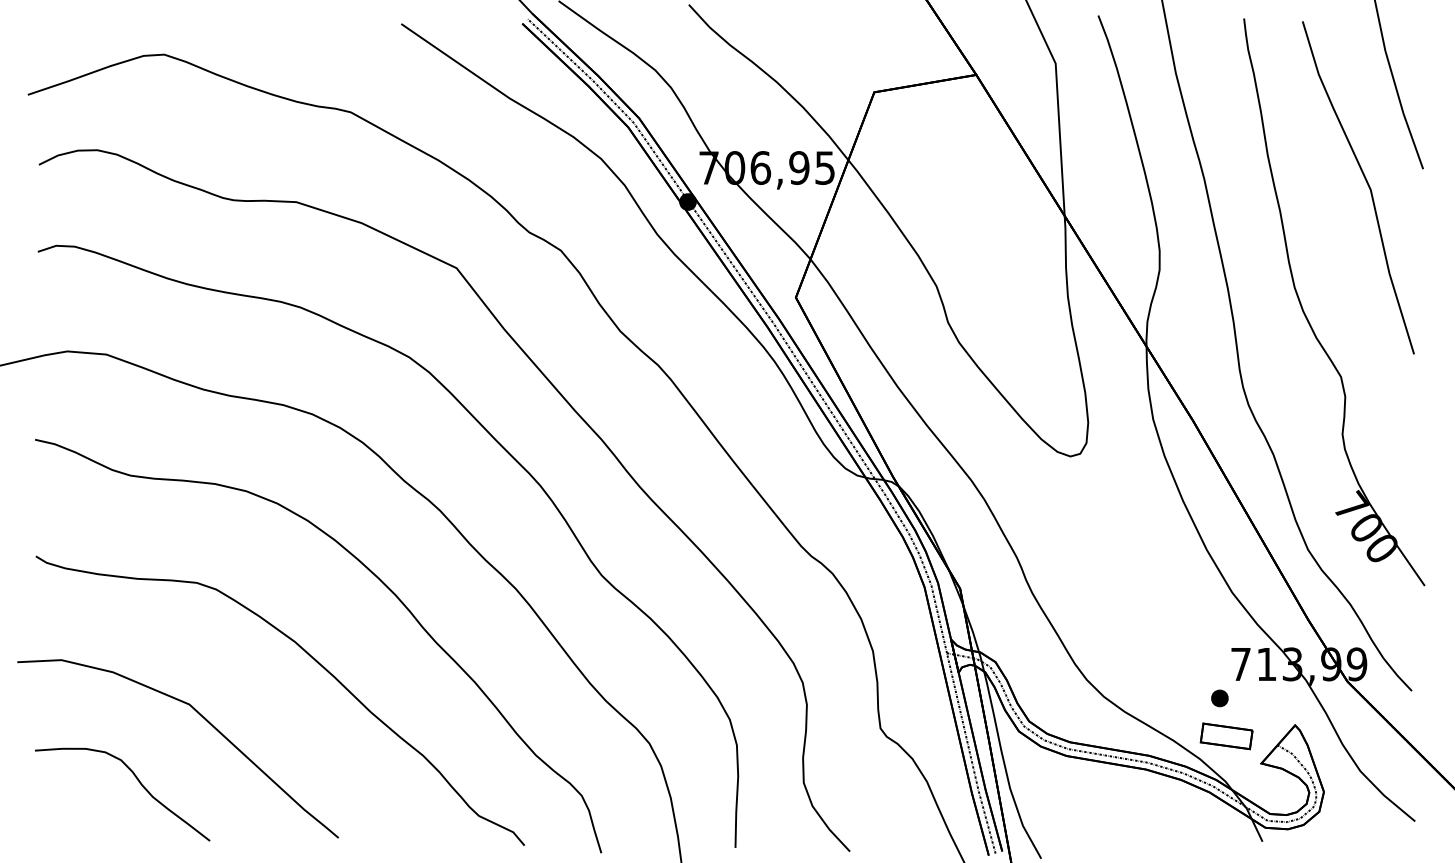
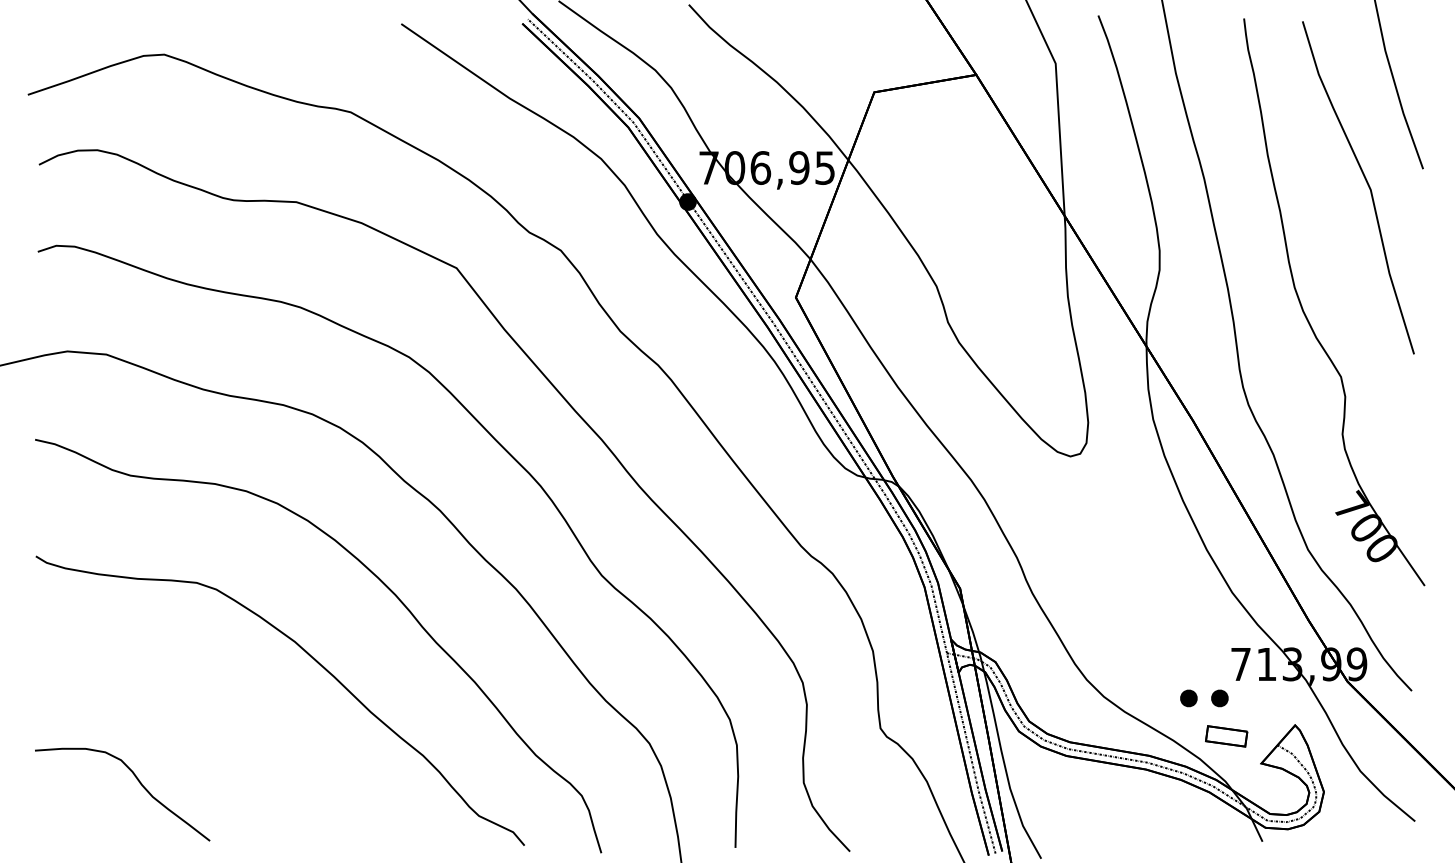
part: none -> present (1188, 698)
part: present -> none (205, 720)
part size: 55x29 px -> 44x23 px (1226, 736)
